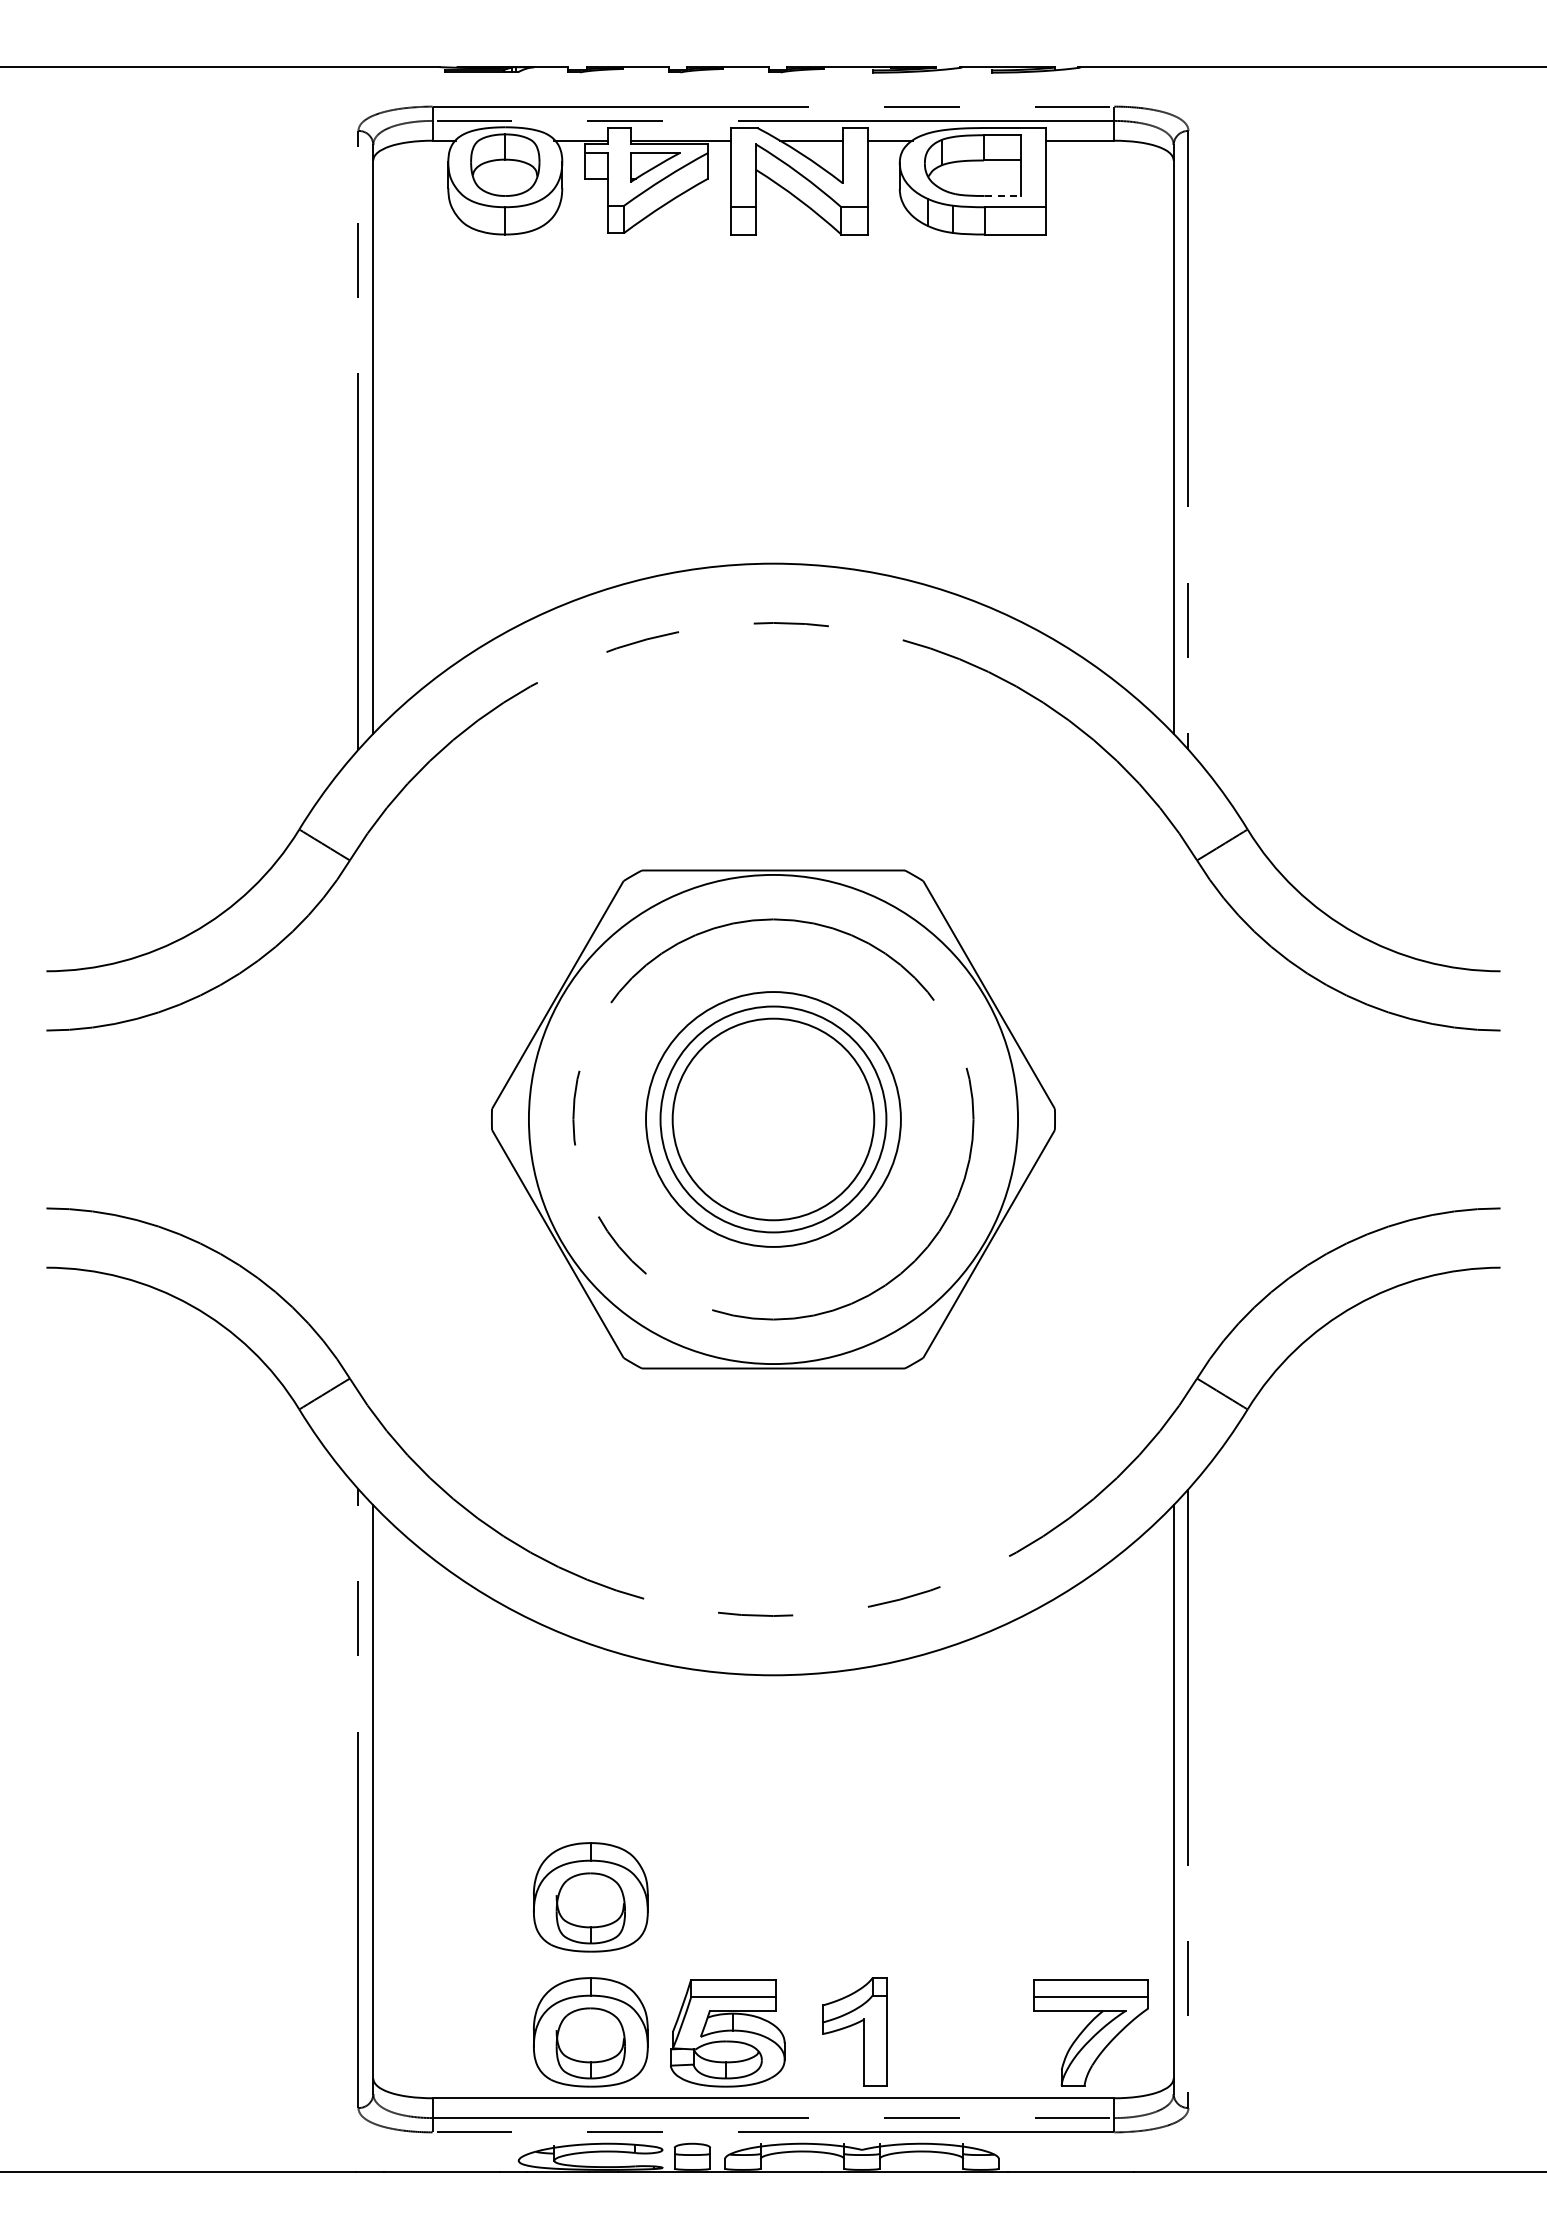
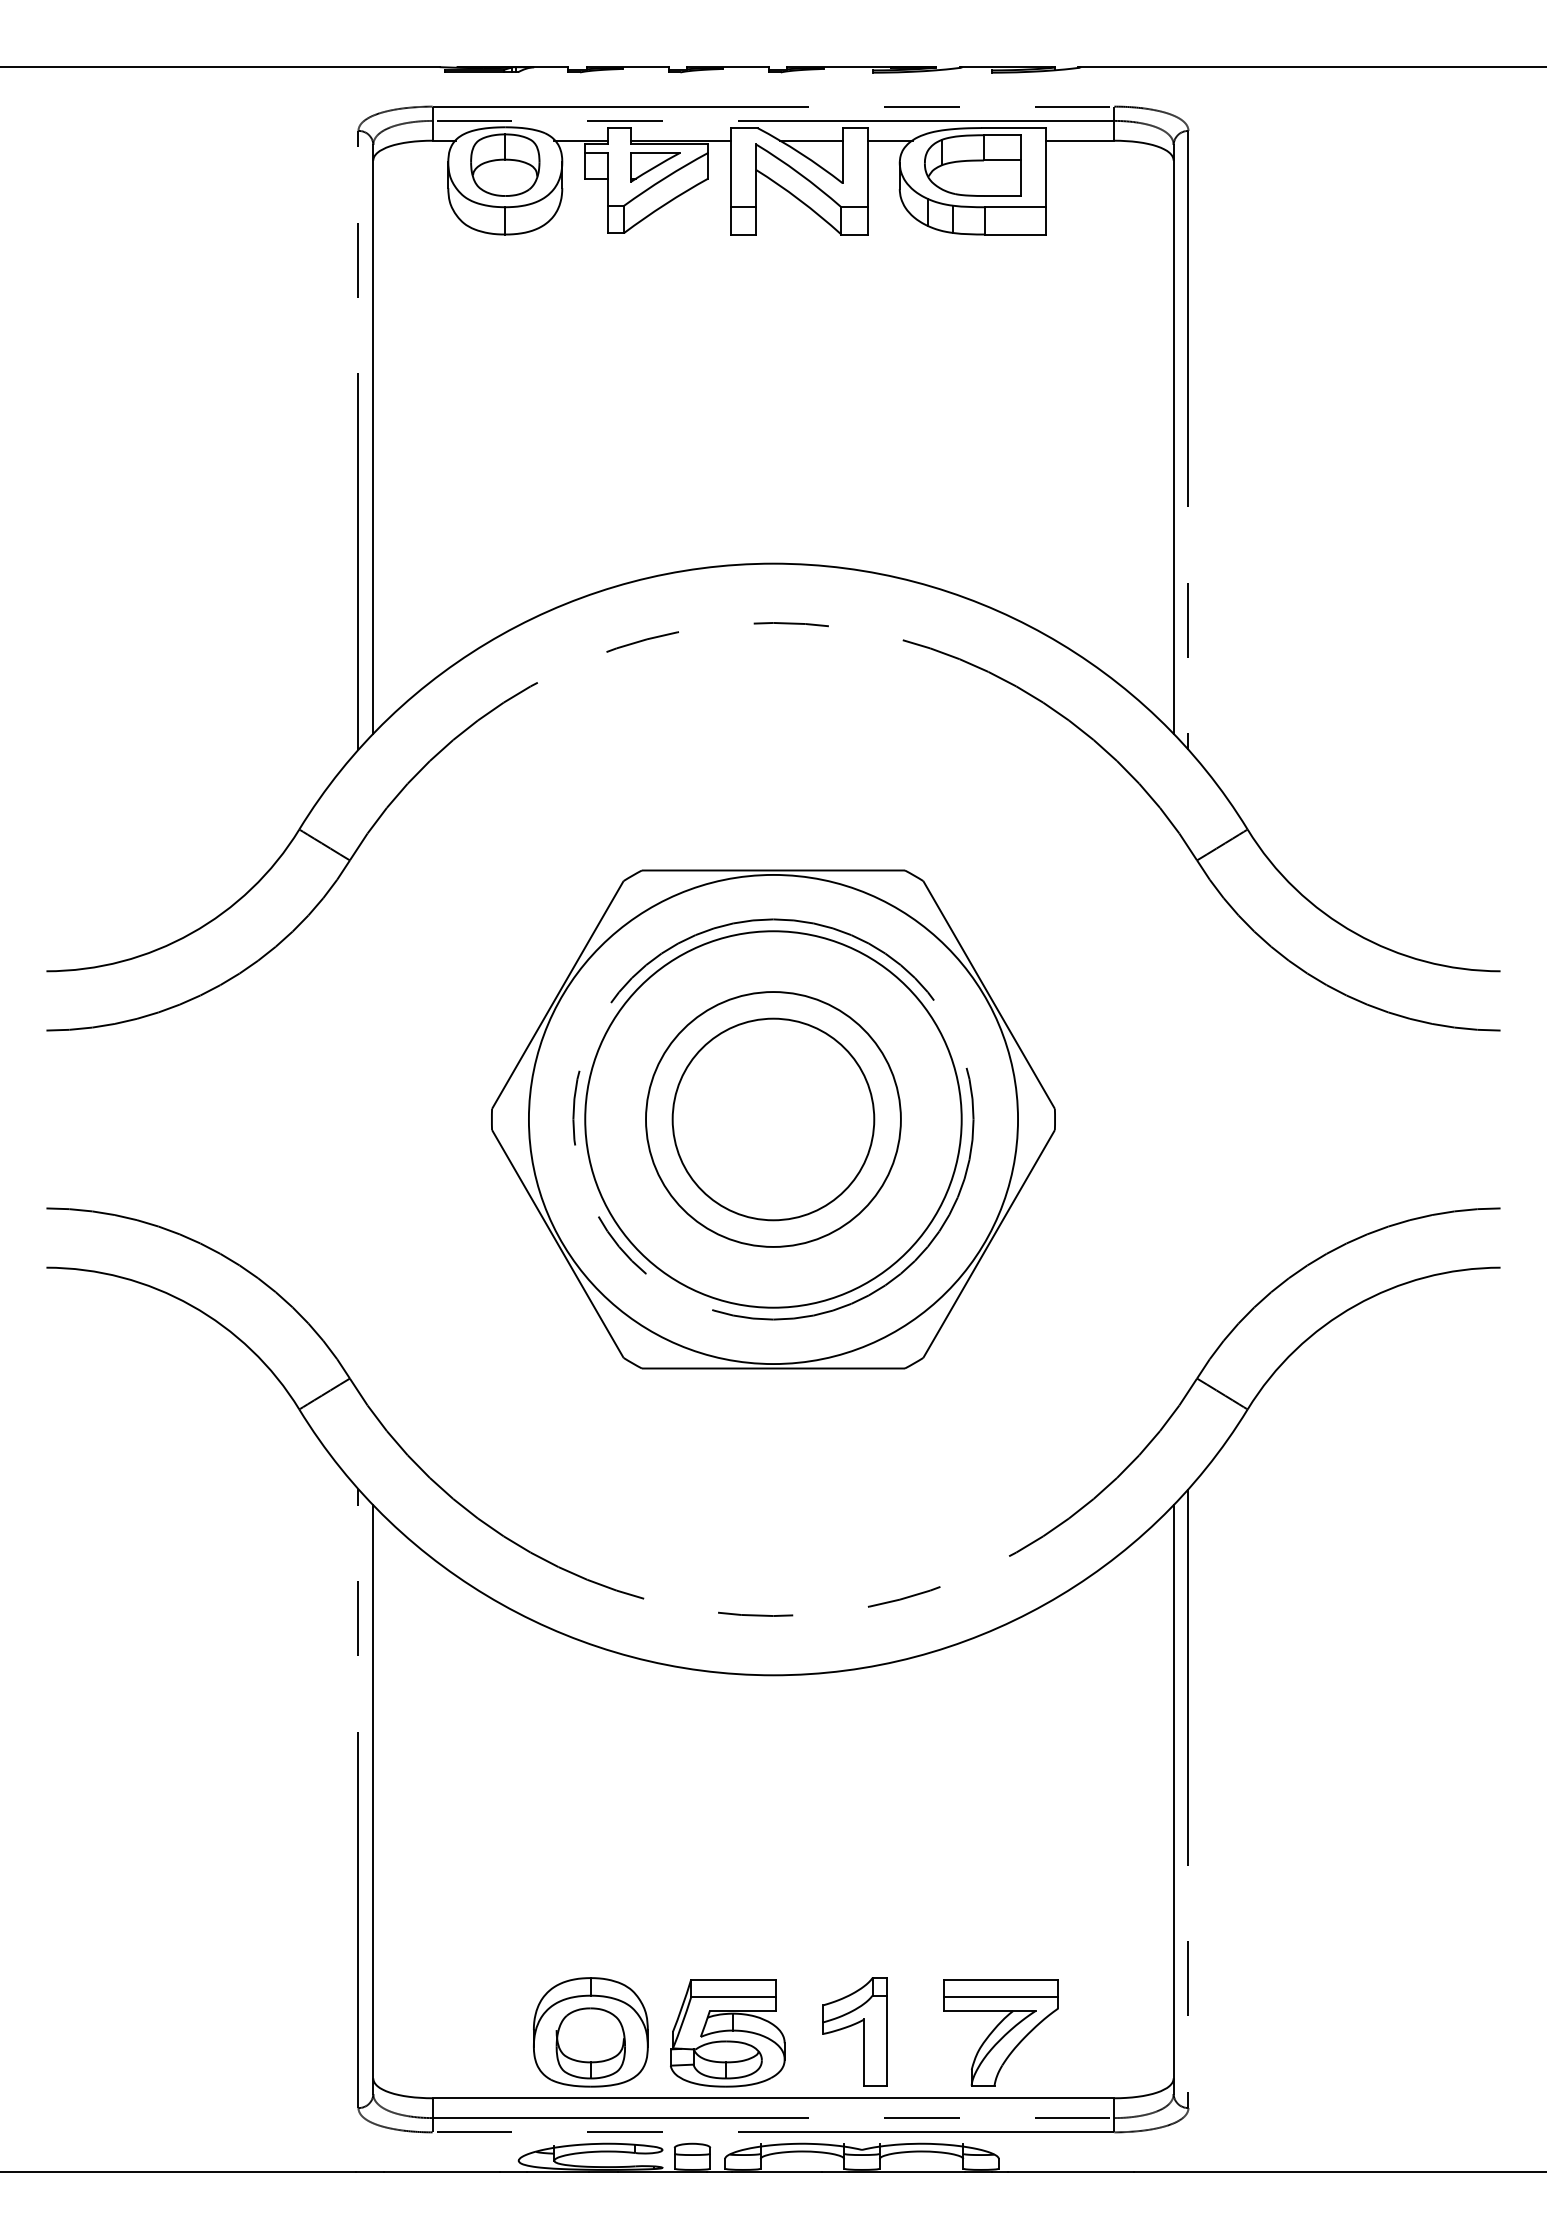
line: dashed -> solid (1003, 195)
circle diameter: 226 px -> 376 px (773, 1119)
part: present -> none (590, 1897)
part position: (1090, 2032) -> (1000, 2032) (1000, 2032)
